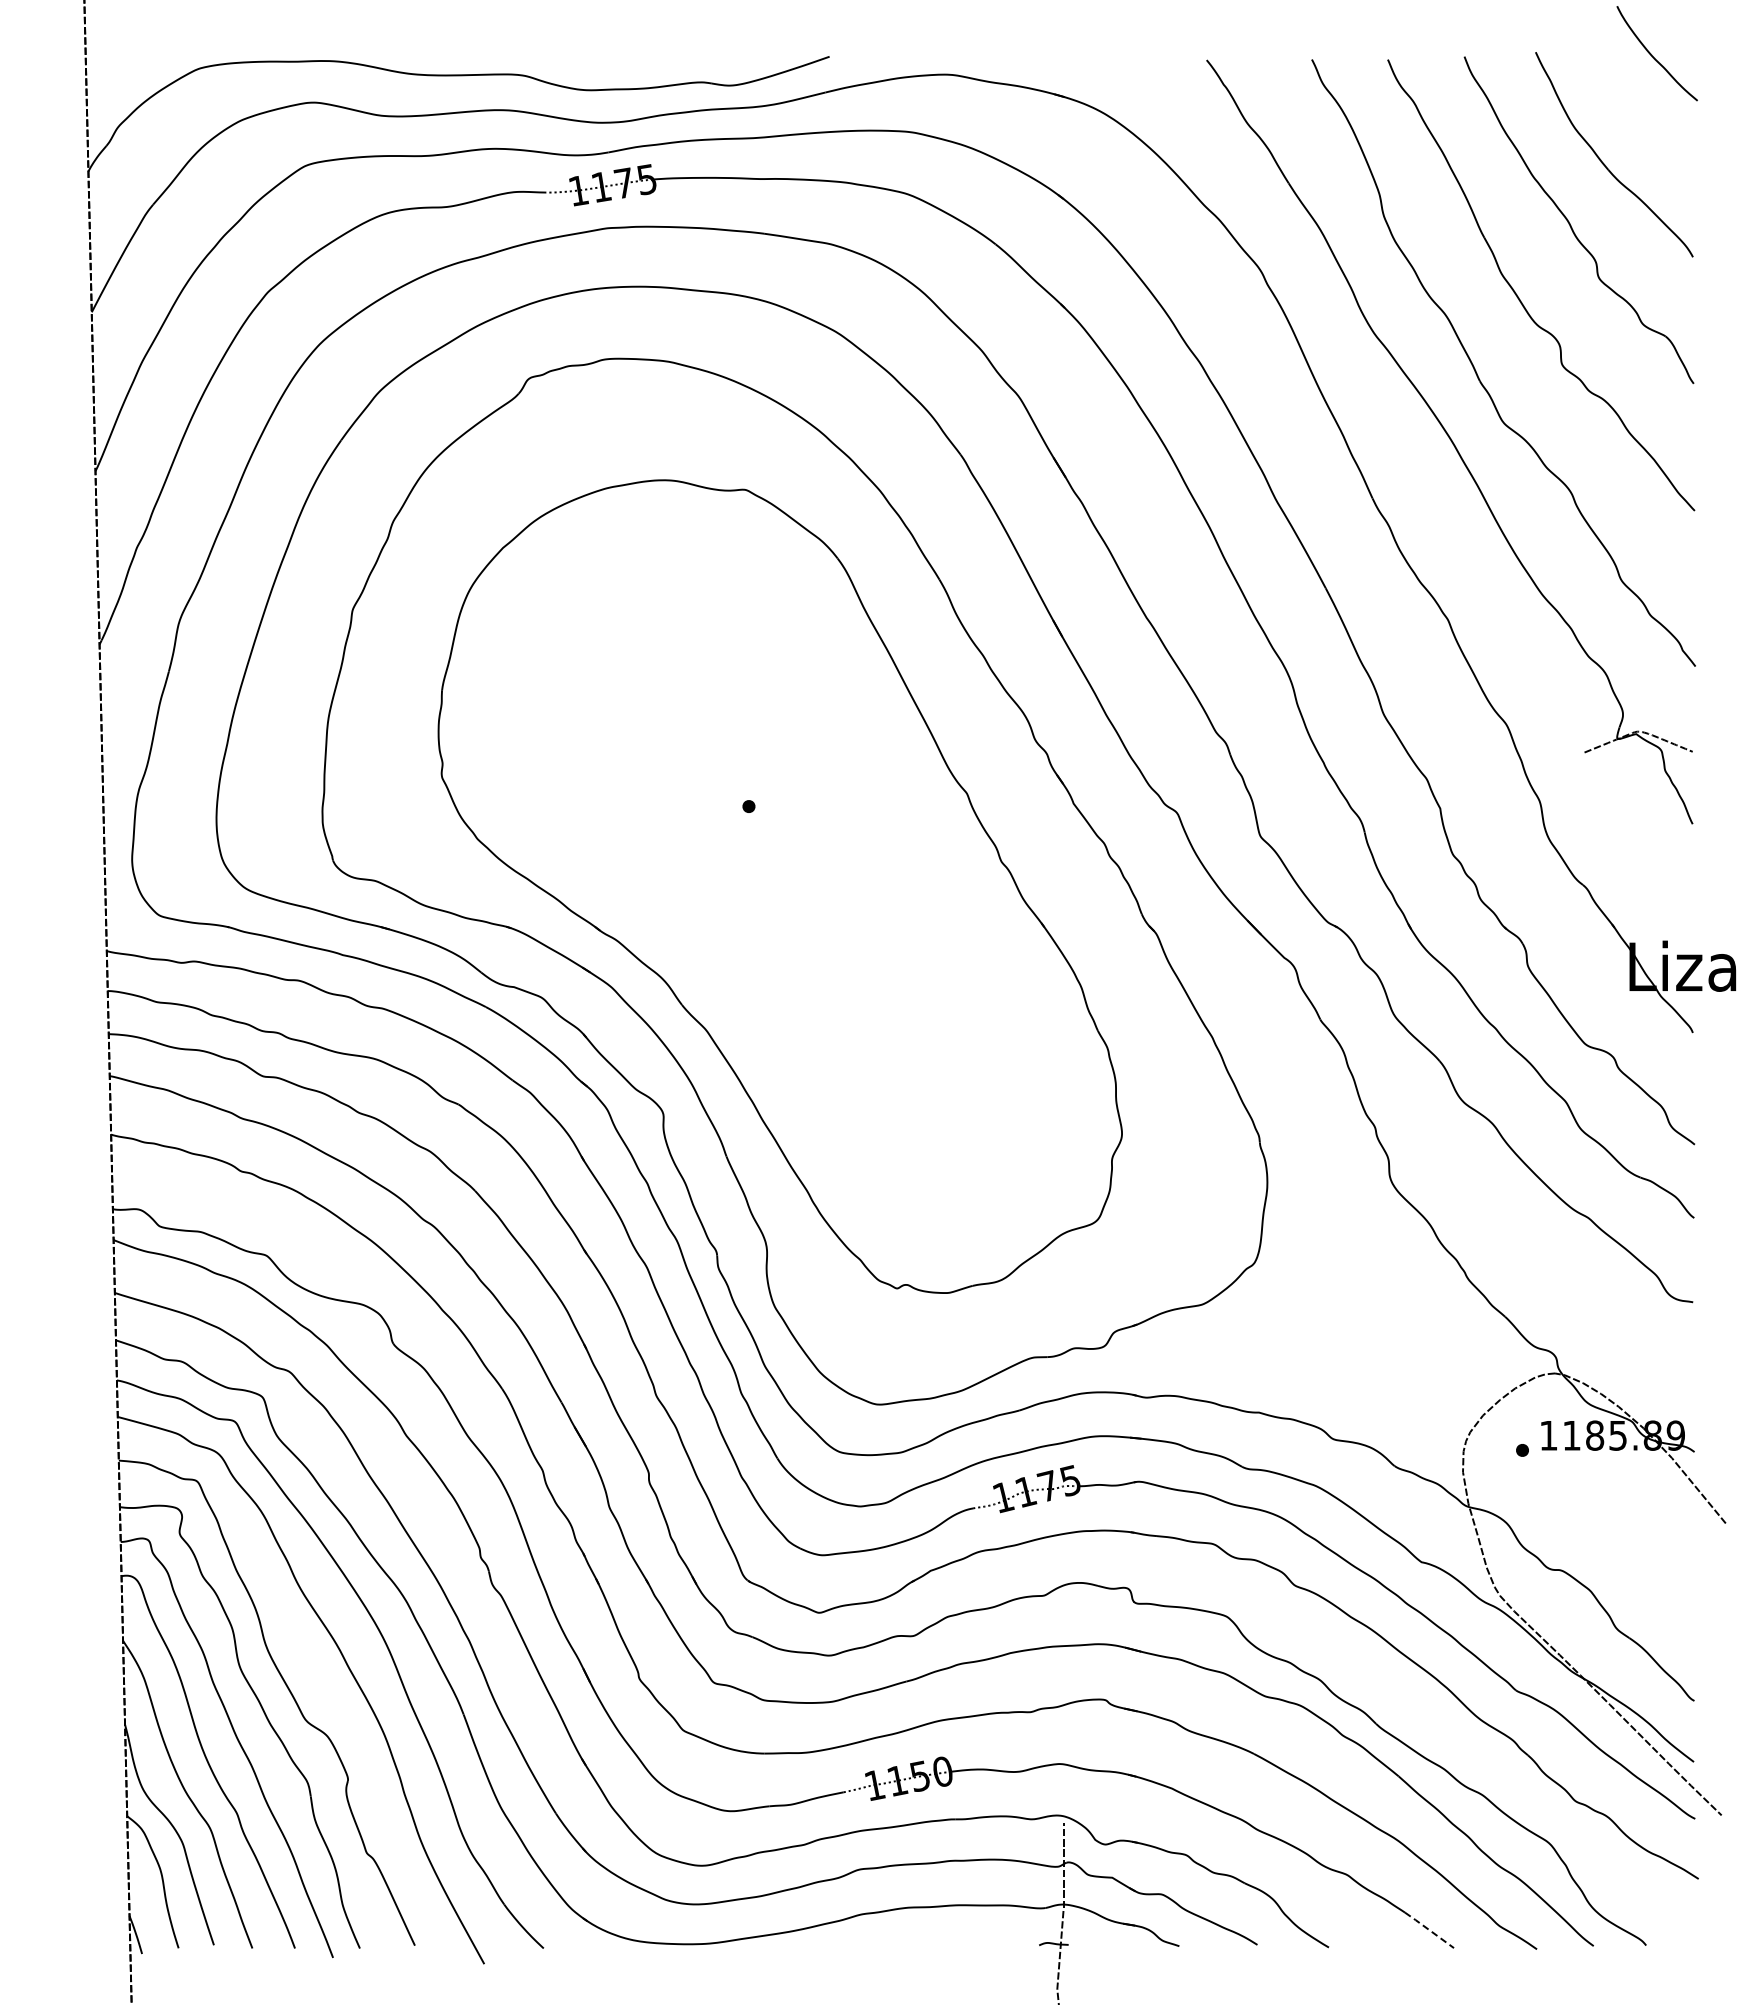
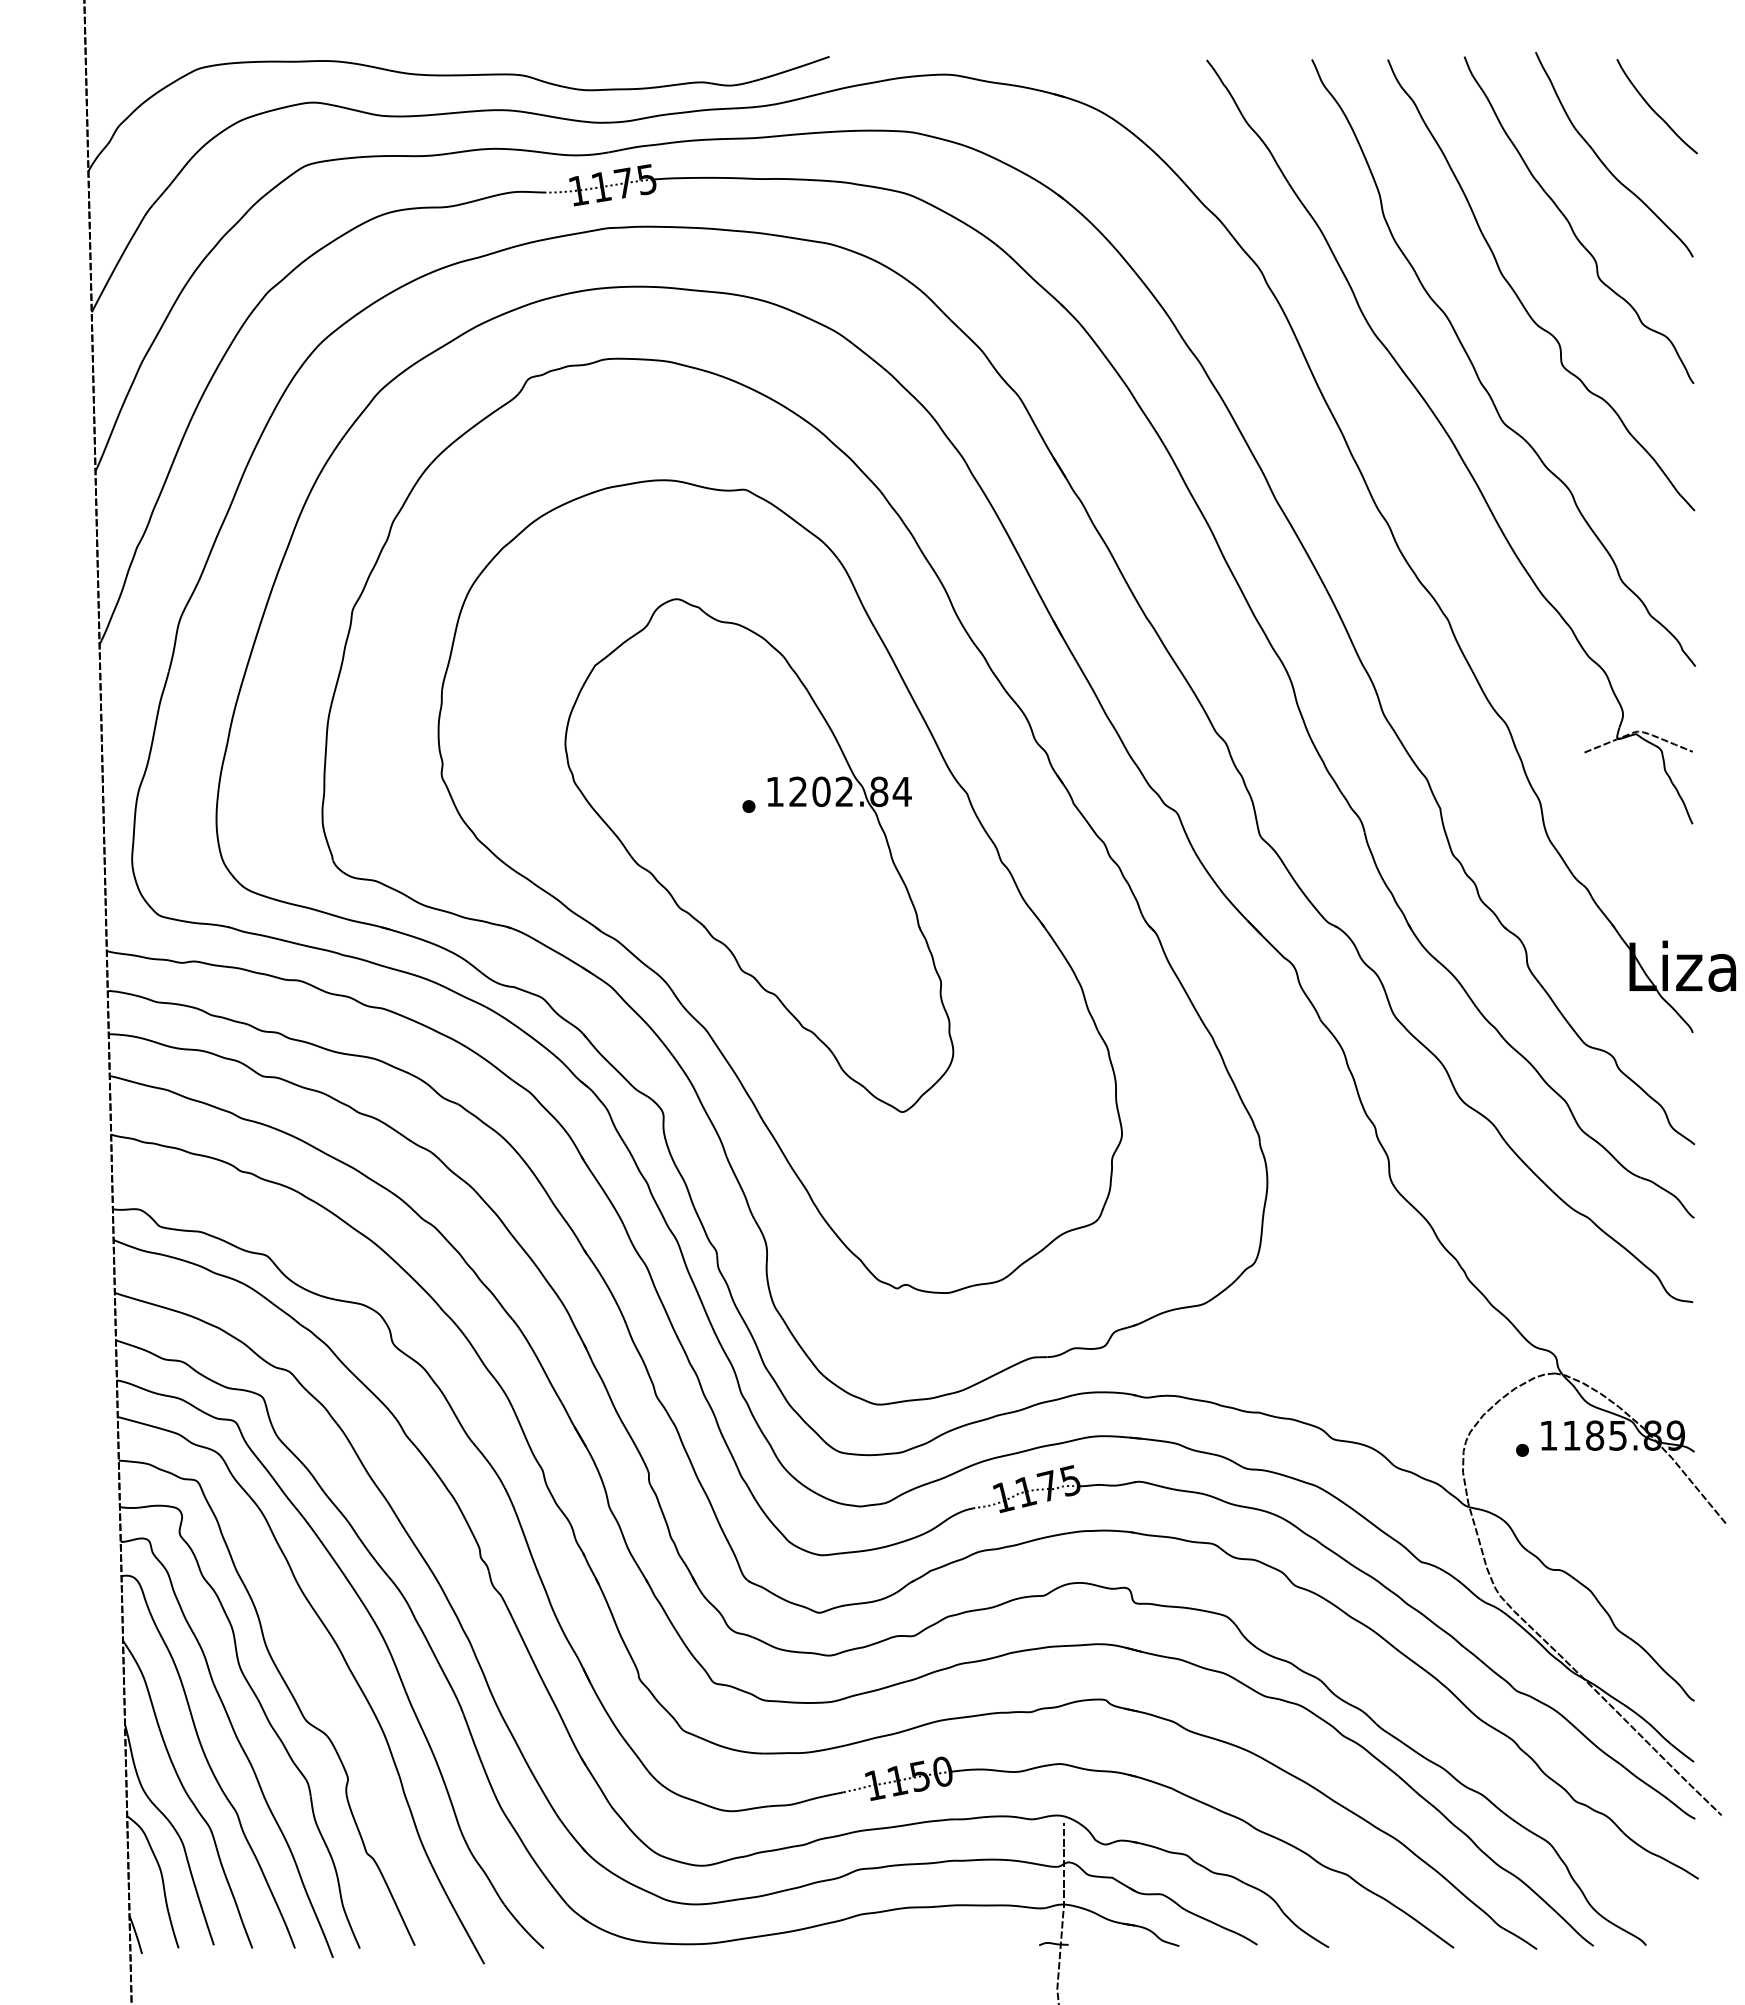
curve position: (1653, 56) -> (1653, 109) (1653, 109)
part: none -> present (759, 855)
line: dashed -> solid (1429, 1930)
